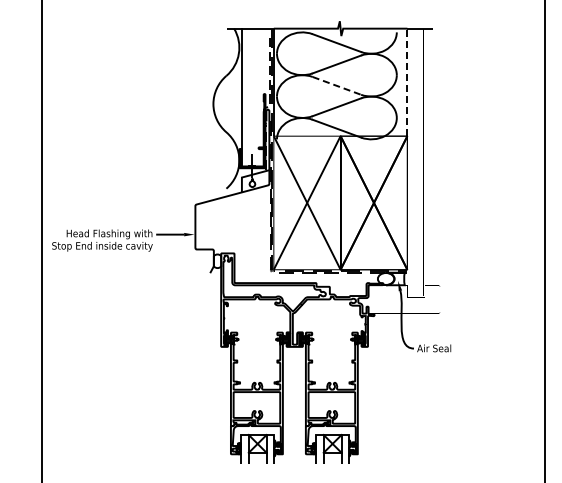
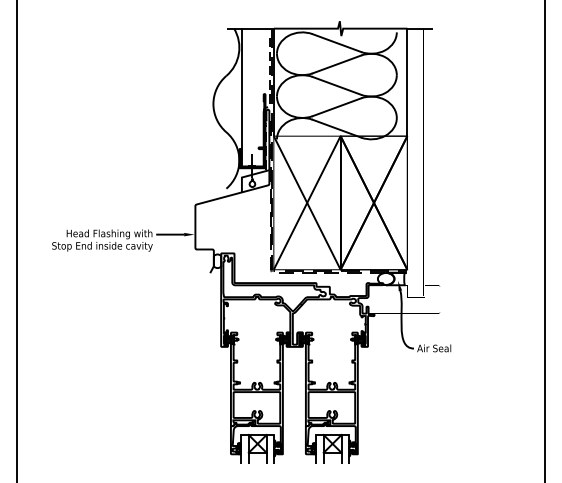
line: dashed -> solid (407, 82)
line: dashed -> solid (336, 85)
line position: (41, 240) -> (16, 240) (16, 240)
